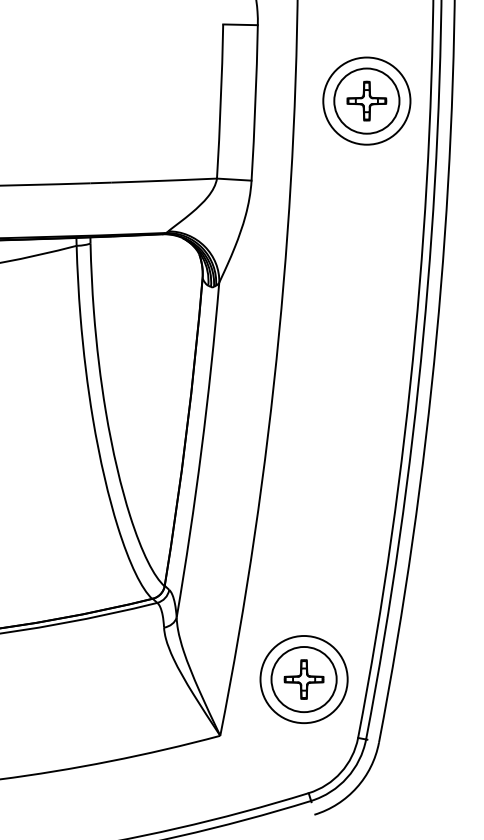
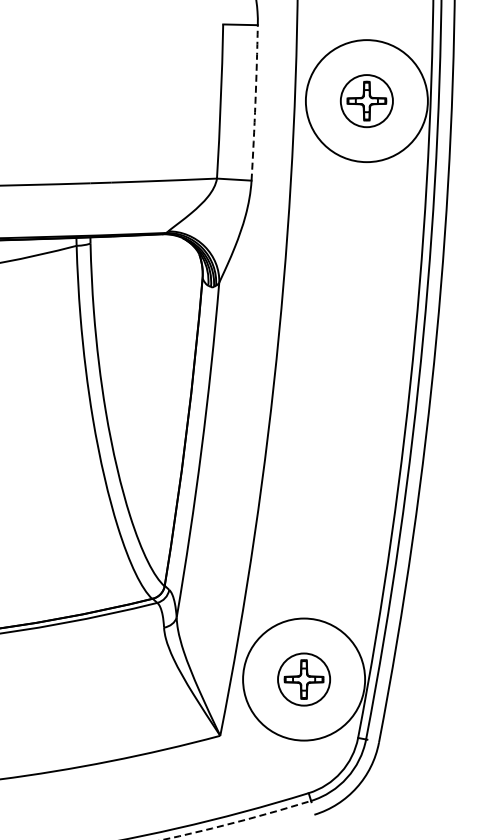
circle diameter: 65 px -> 52 px (366, 101)
circle diameter: 87 px -> 122 px (366, 101)
arc: solid -> dashed (255, 102)
circle diameter: 65 px -> 52 px (304, 679)
circle diameter: 87 px -> 122 px (304, 679)
arc: solid -> dashed (237, 821)
